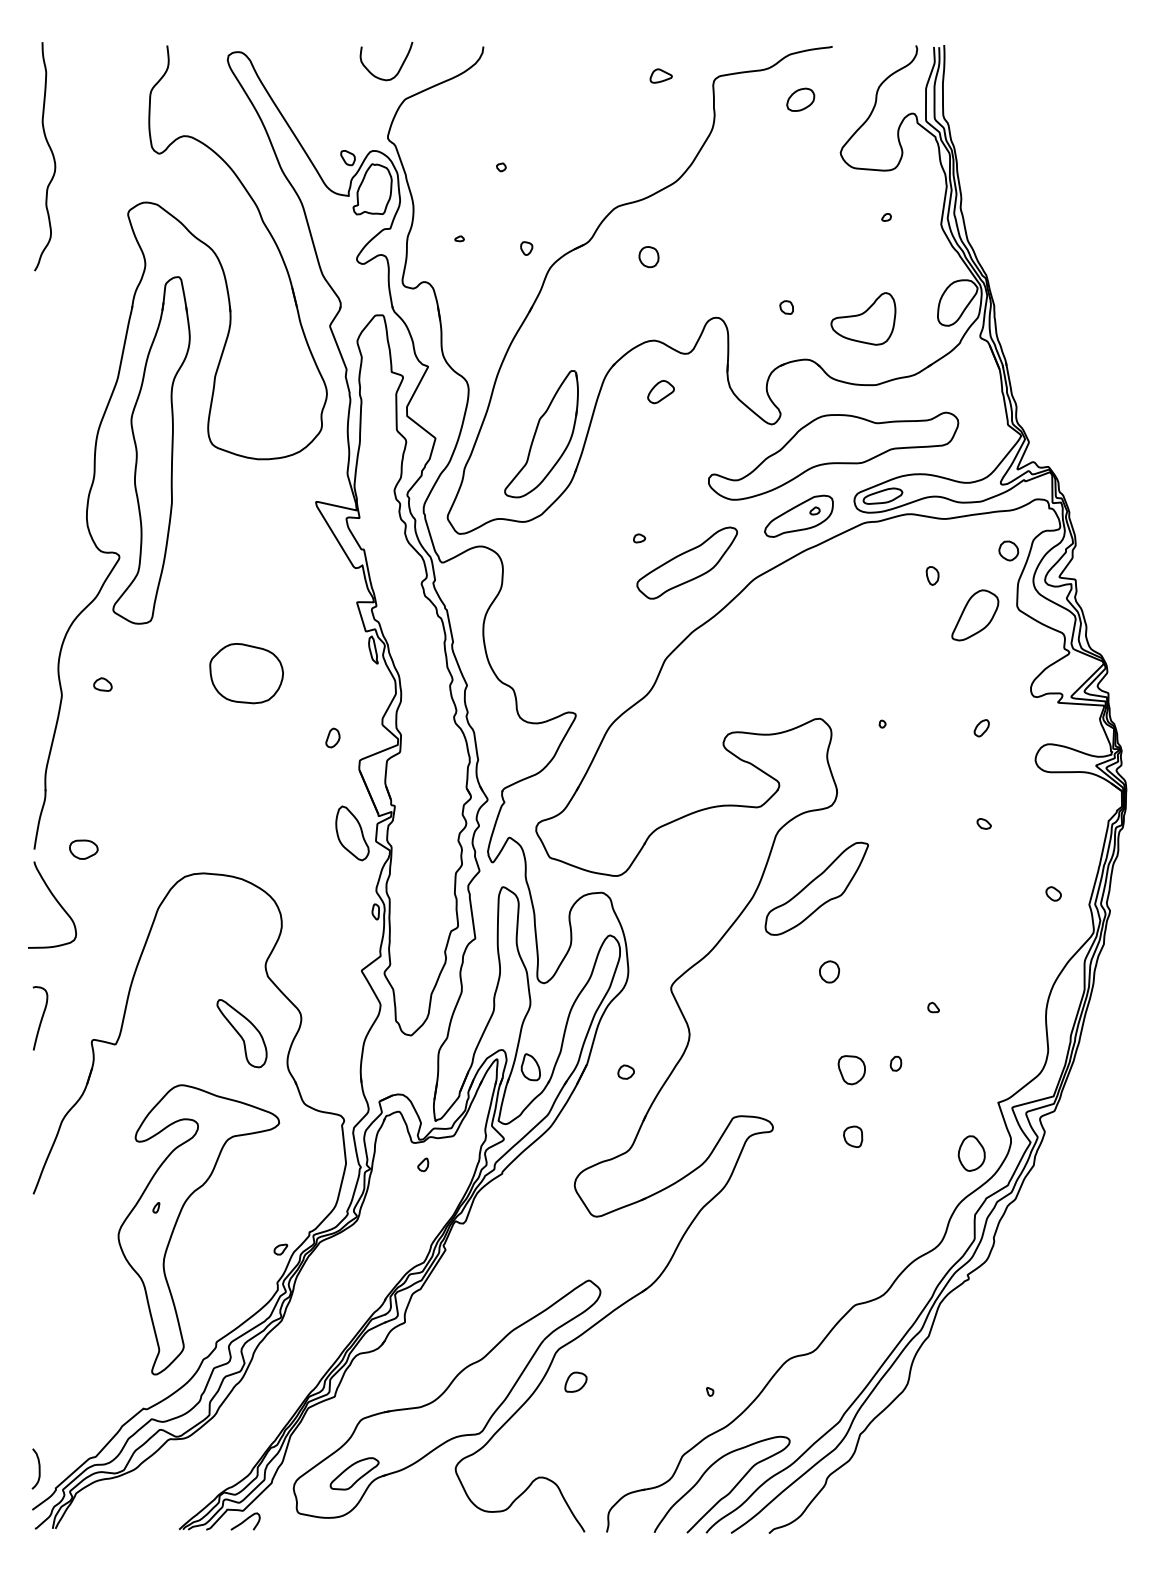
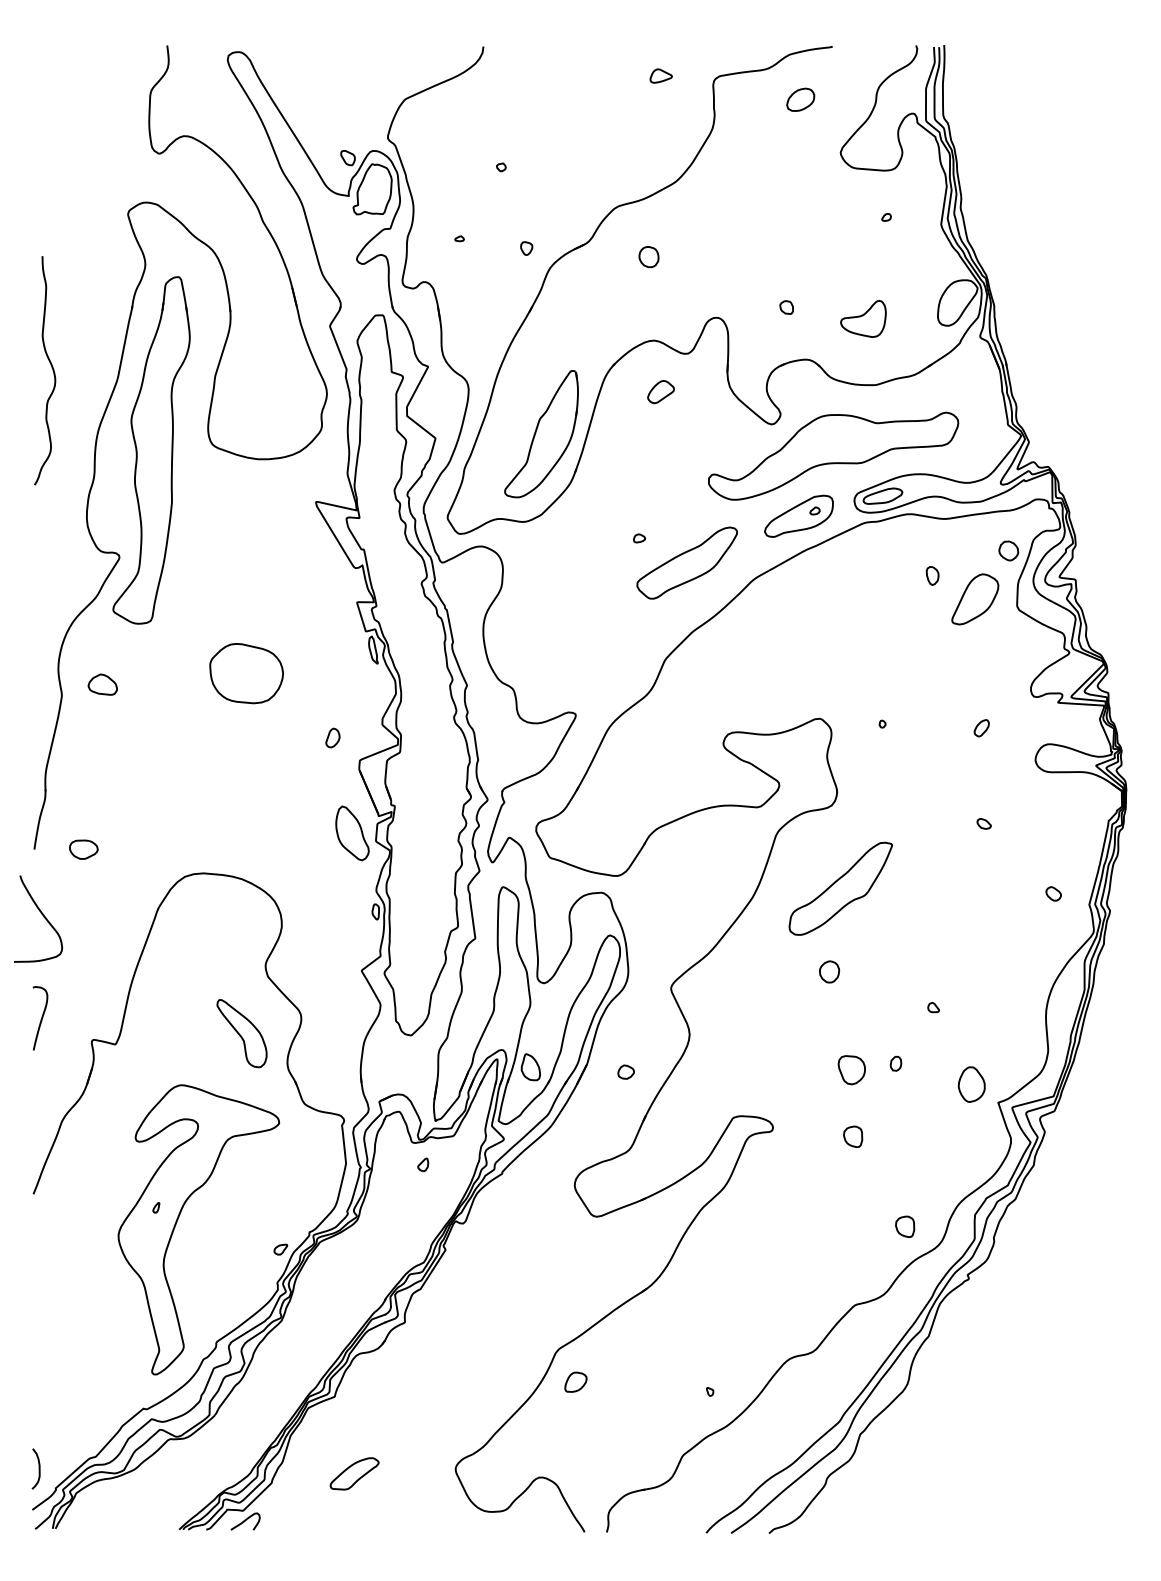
curve: present -> none (399, 68)
curve position: (51, 153) -> (51, 367) (51, 367)
part size: 67x54 px -> 47x38 px (863, 318)
part position: (975, 615) -> (975, 599) (975, 599)
part size: 20x15 px -> 31x23 px (102, 684)
part position: (816, 888) -> (840, 888) (840, 888)
curve position: (55, 900) -> (41, 914) (41, 914)
part position: (971, 1153) -> (971, 1084) (971, 1084)
part: none -> present (905, 1226)
part: present -> none (446, 1398)
curve: present -> none (729, 1491)
